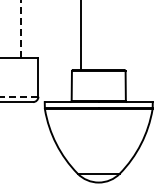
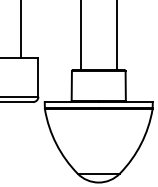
line: dashed -> solid (21, 29)
line: none -> present (116, 35)
line: dashed -> solid (19, 96)
